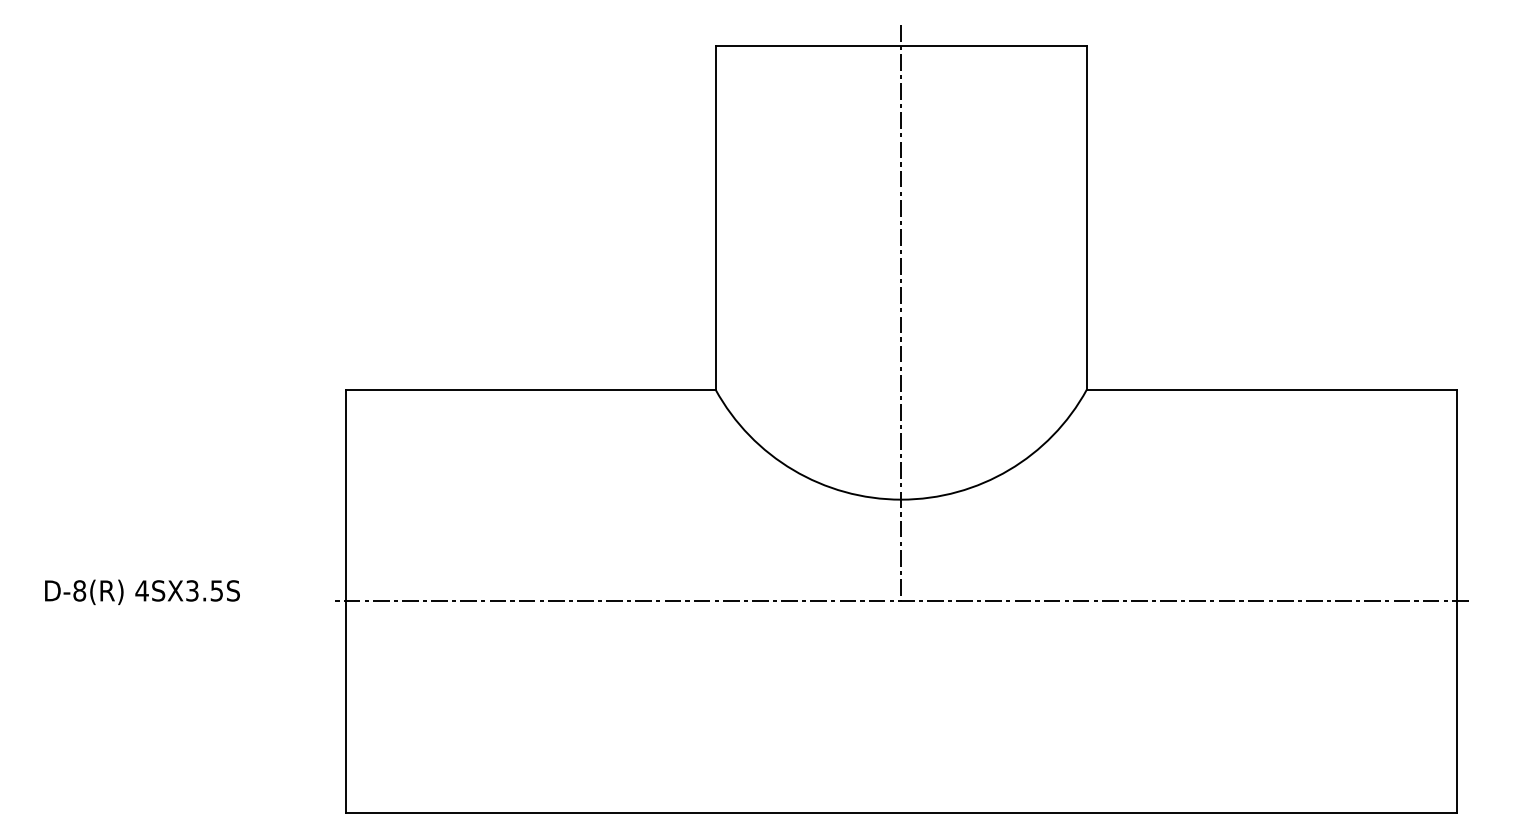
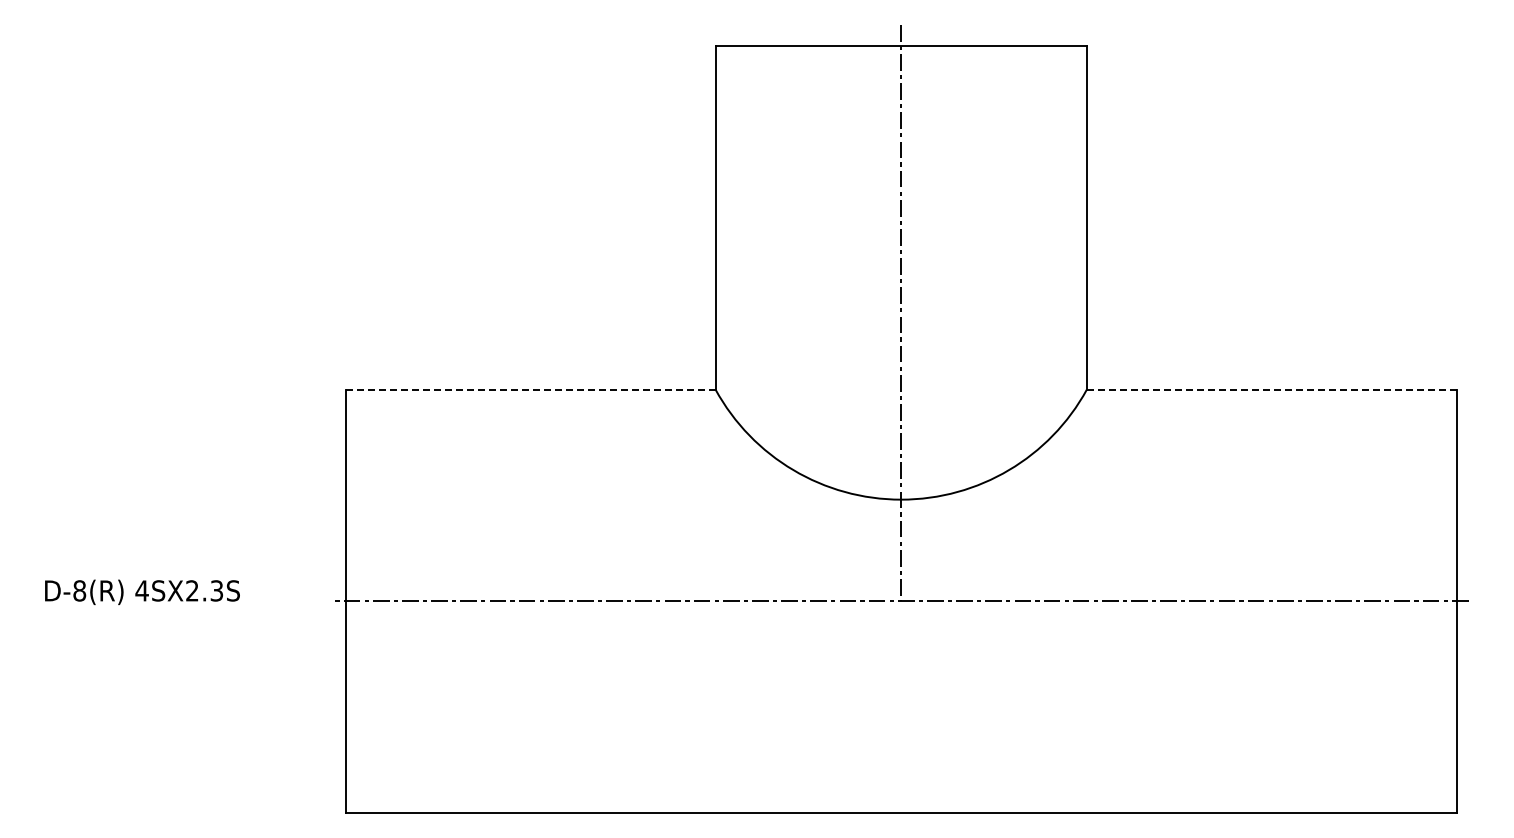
line: solid -> dashed (530, 389)
line: solid -> dashed (1271, 389)
text: 4SX3.5S -> 4SX2.3S (204, 590)
